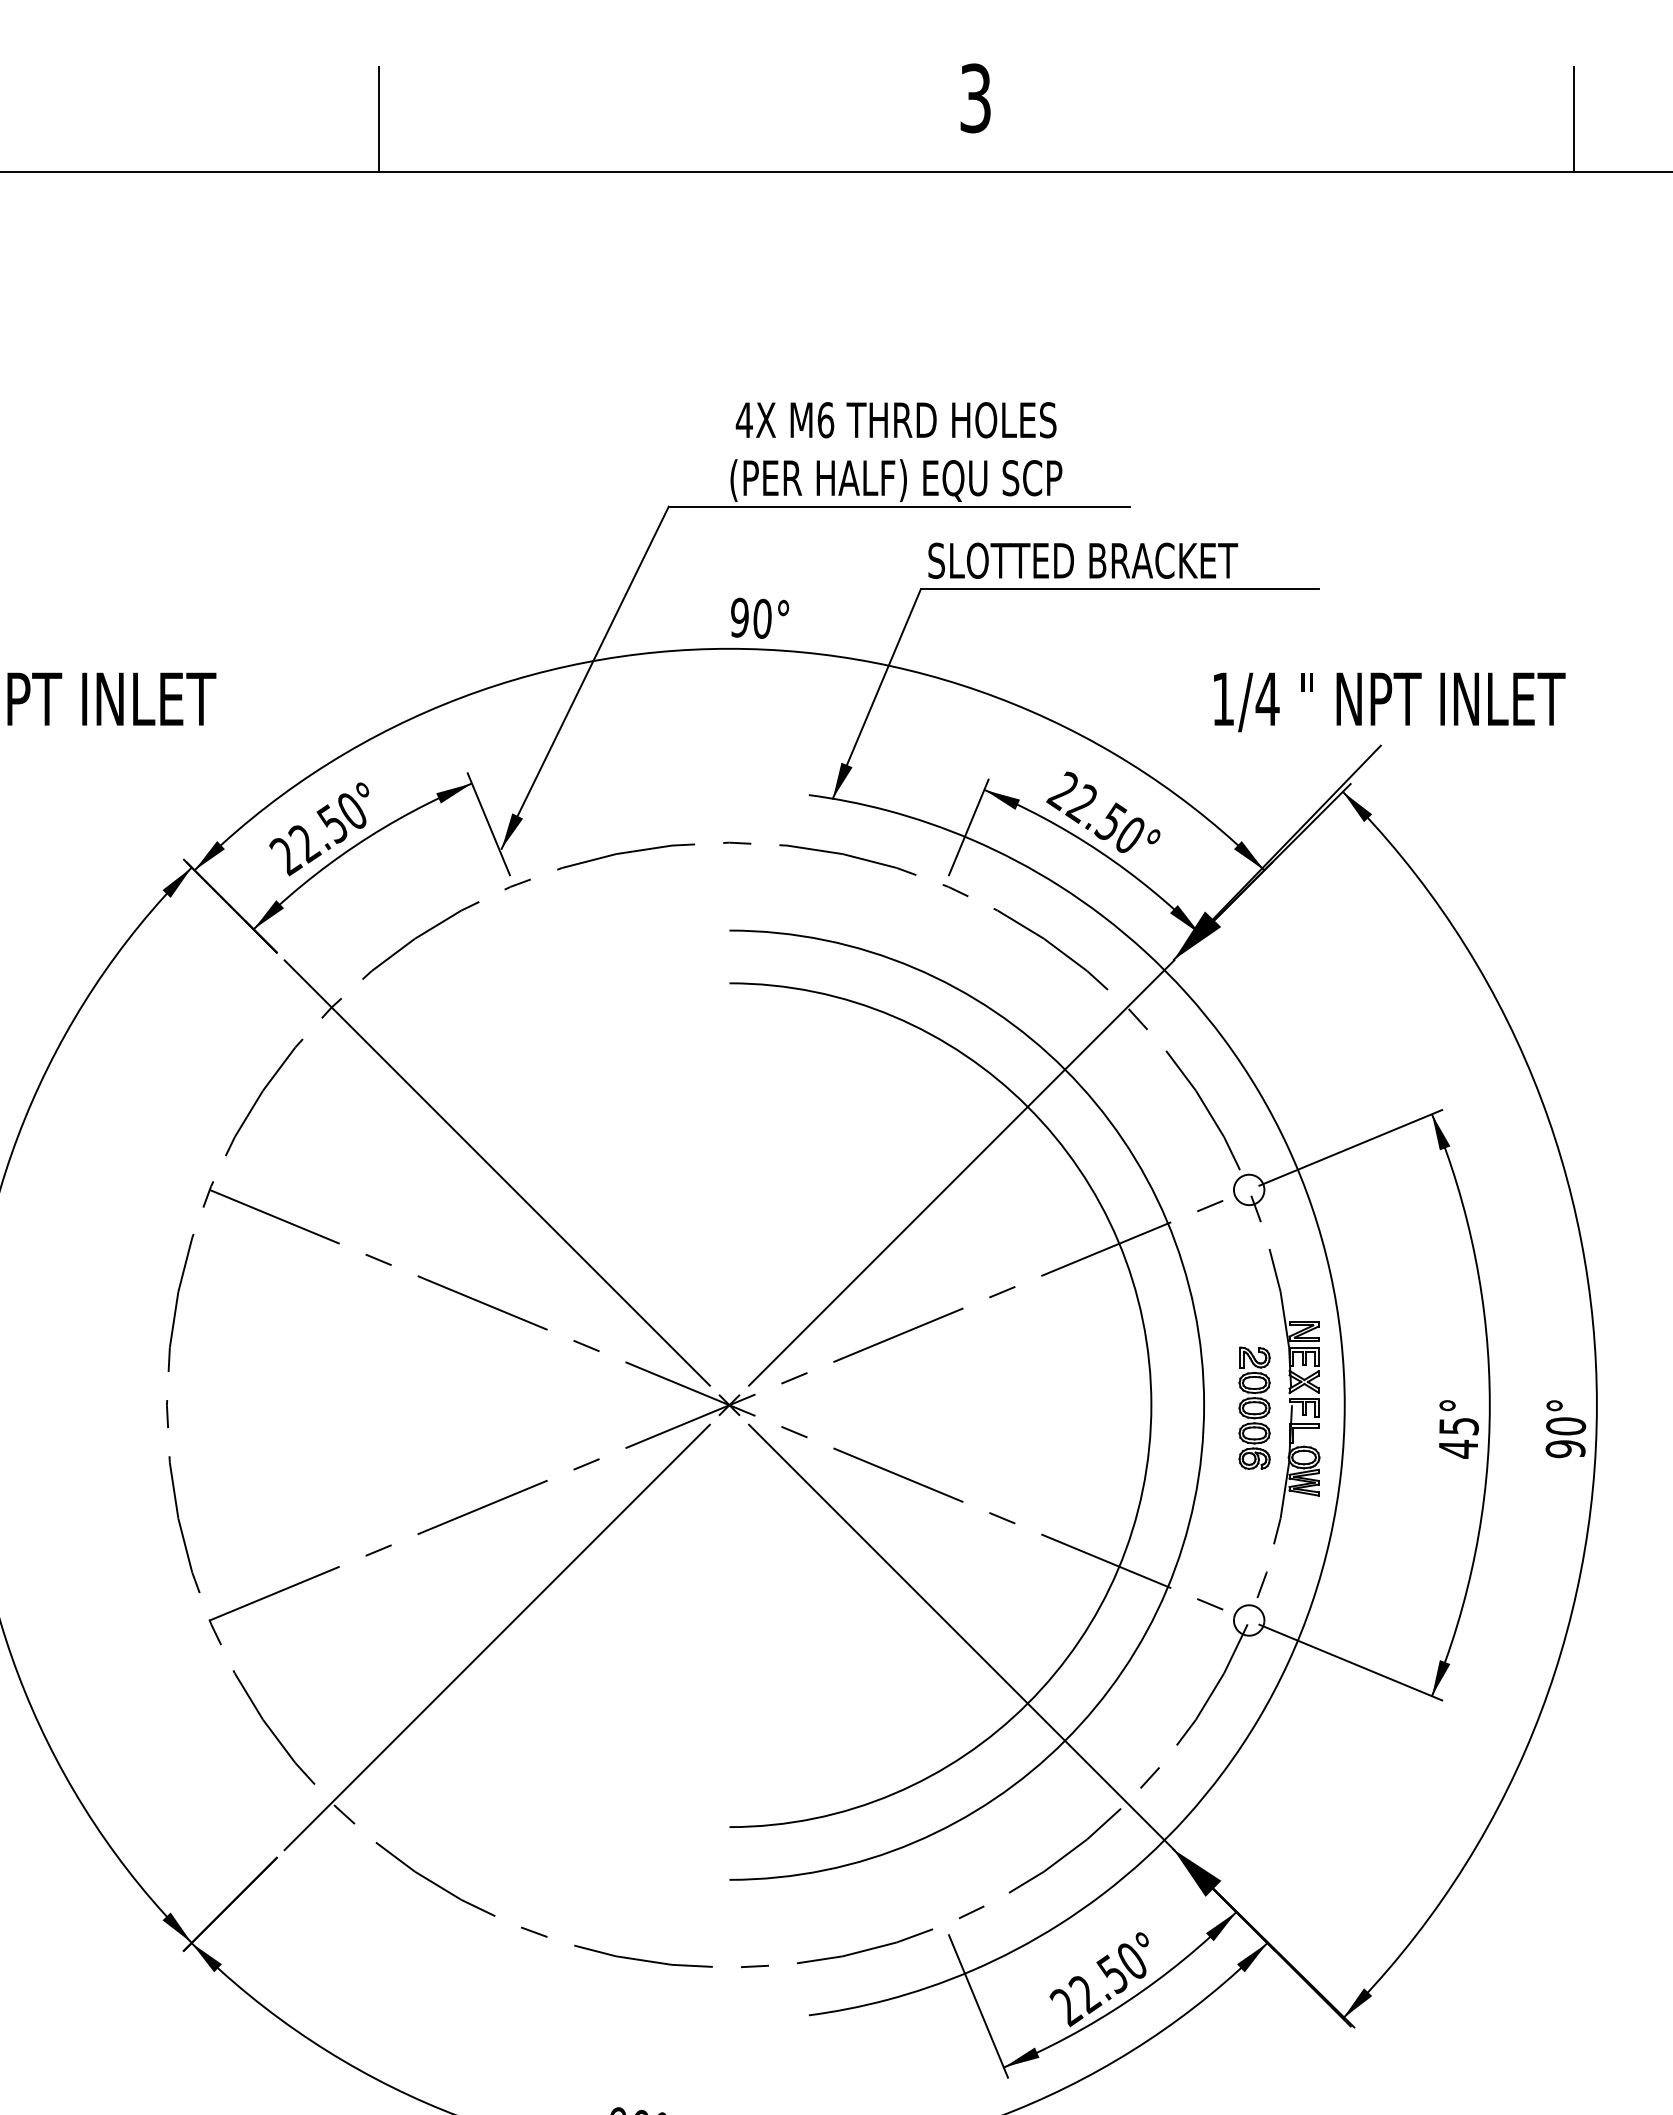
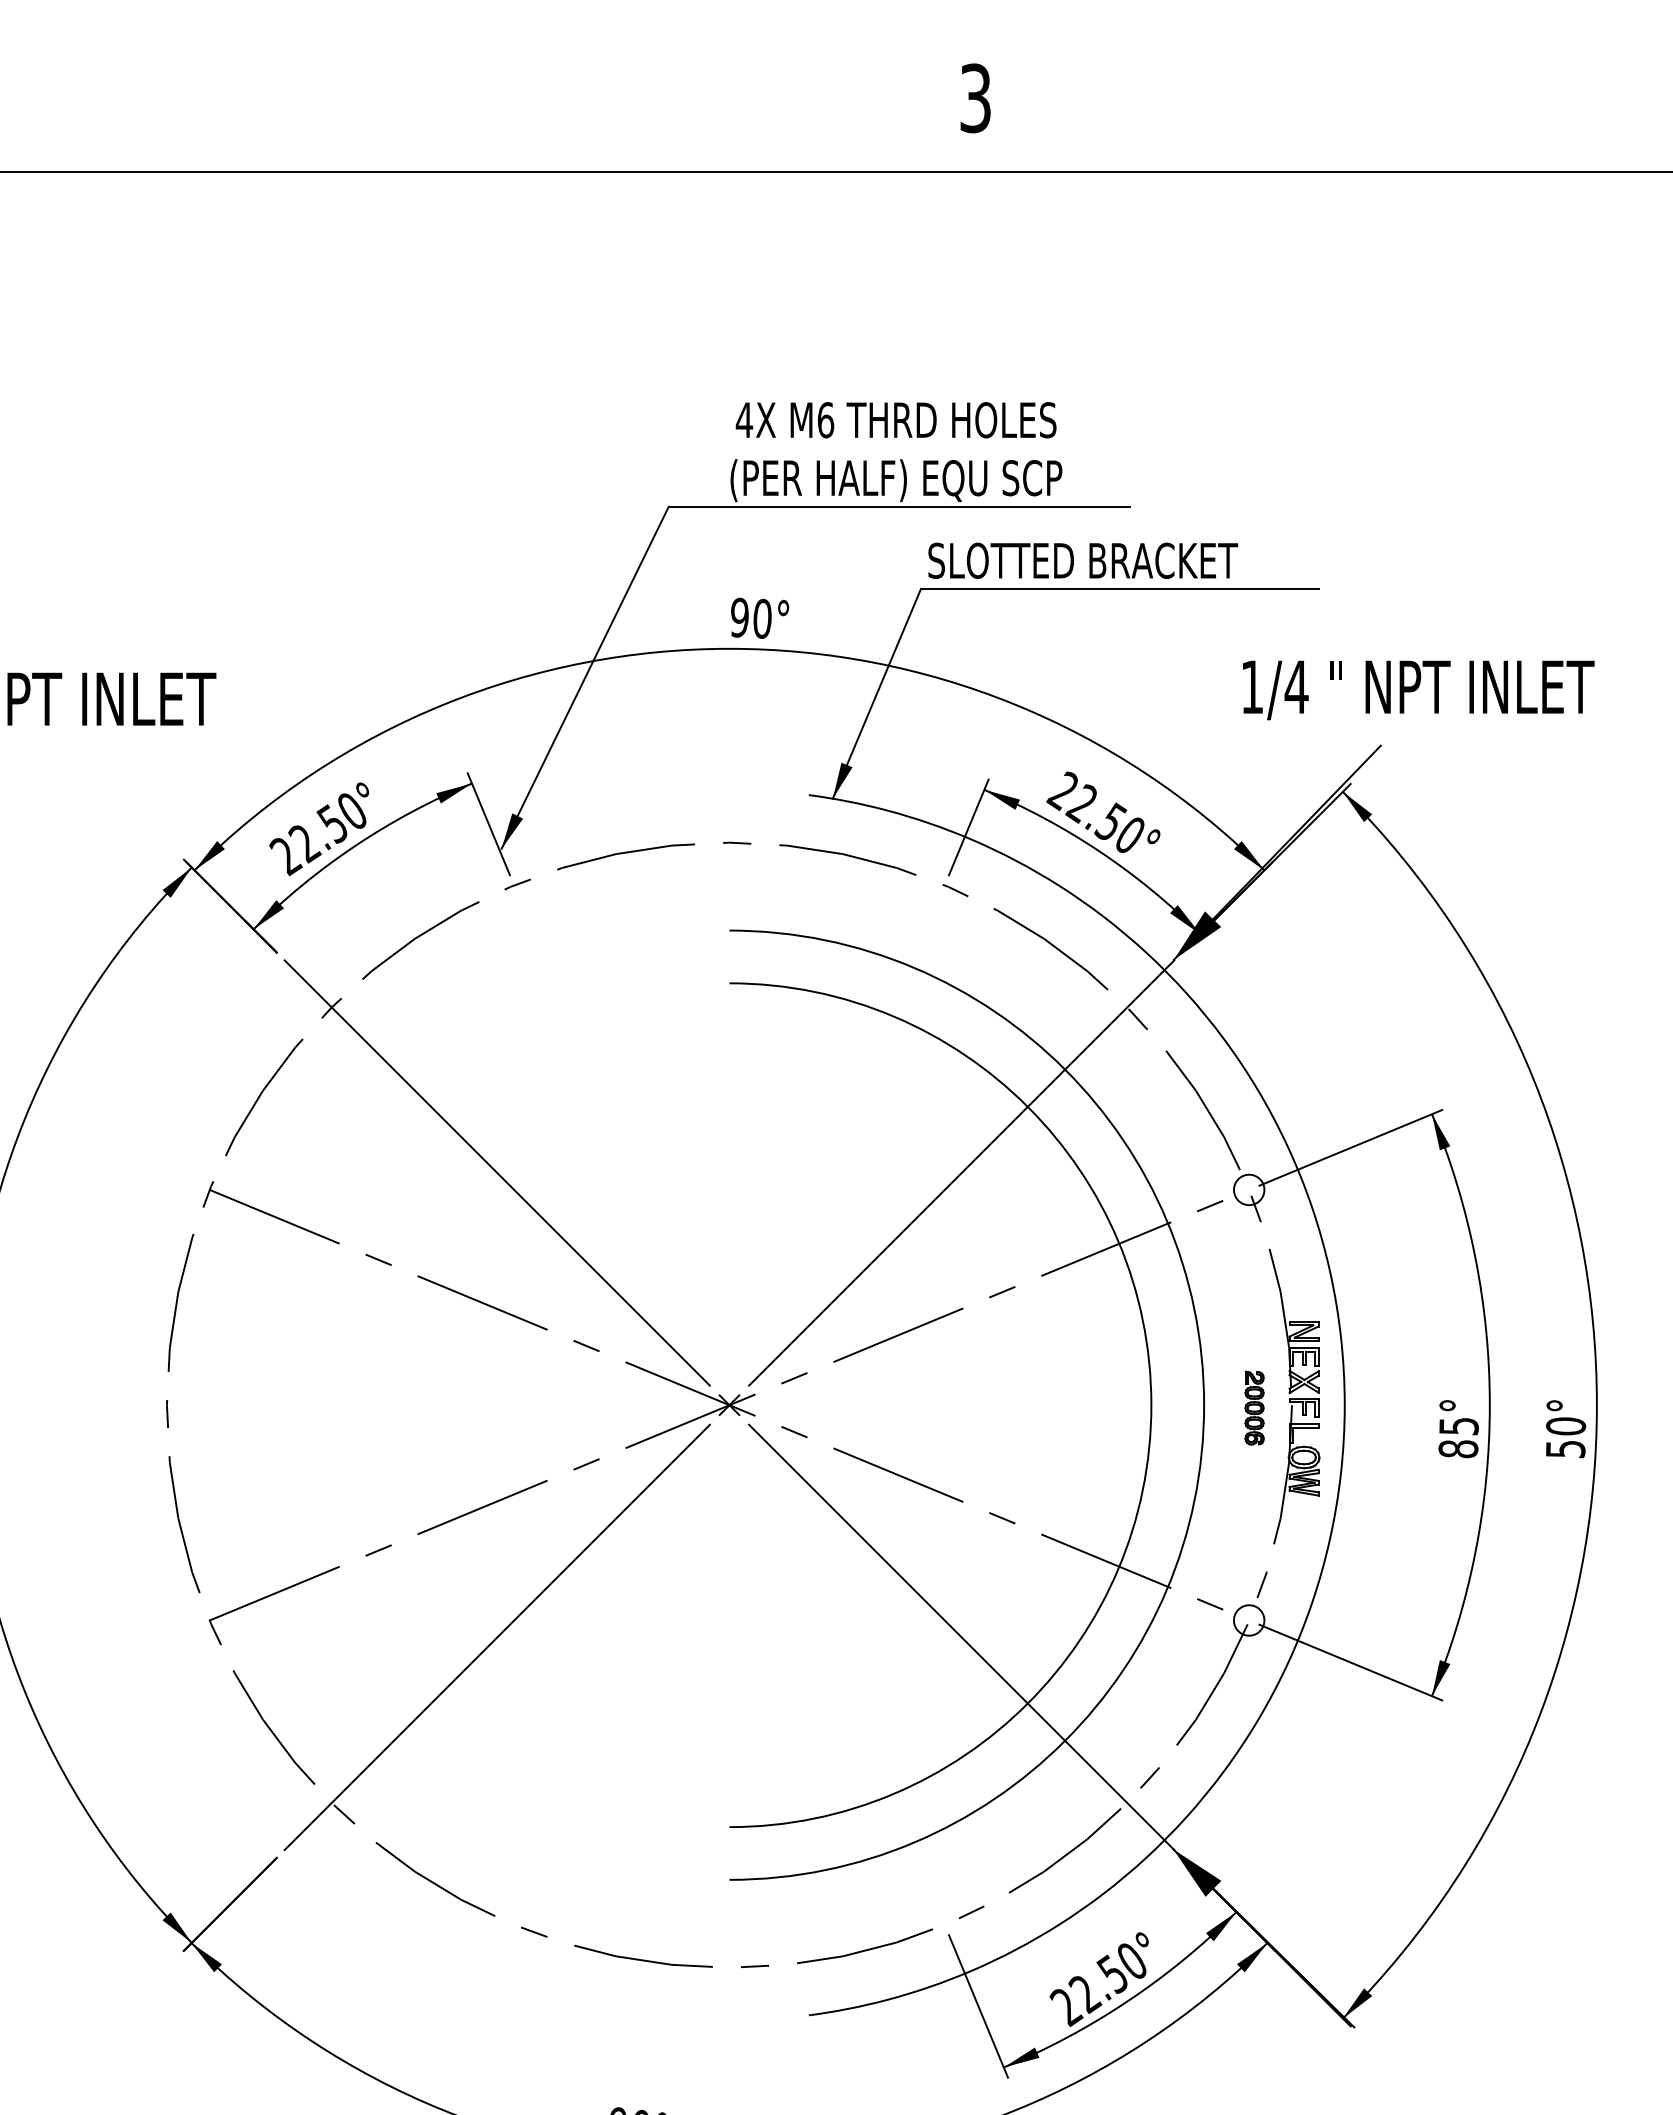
line: present -> none (378, 119)
line: present -> none (1574, 119)
text position: (1389, 702) -> (1418, 690) (1418, 690)
part size: 33x124 px -> 21x76 px (1254, 1407)
text: 45° -> 85° (1458, 1448)
text: 90° -> 50° (1565, 1449)
